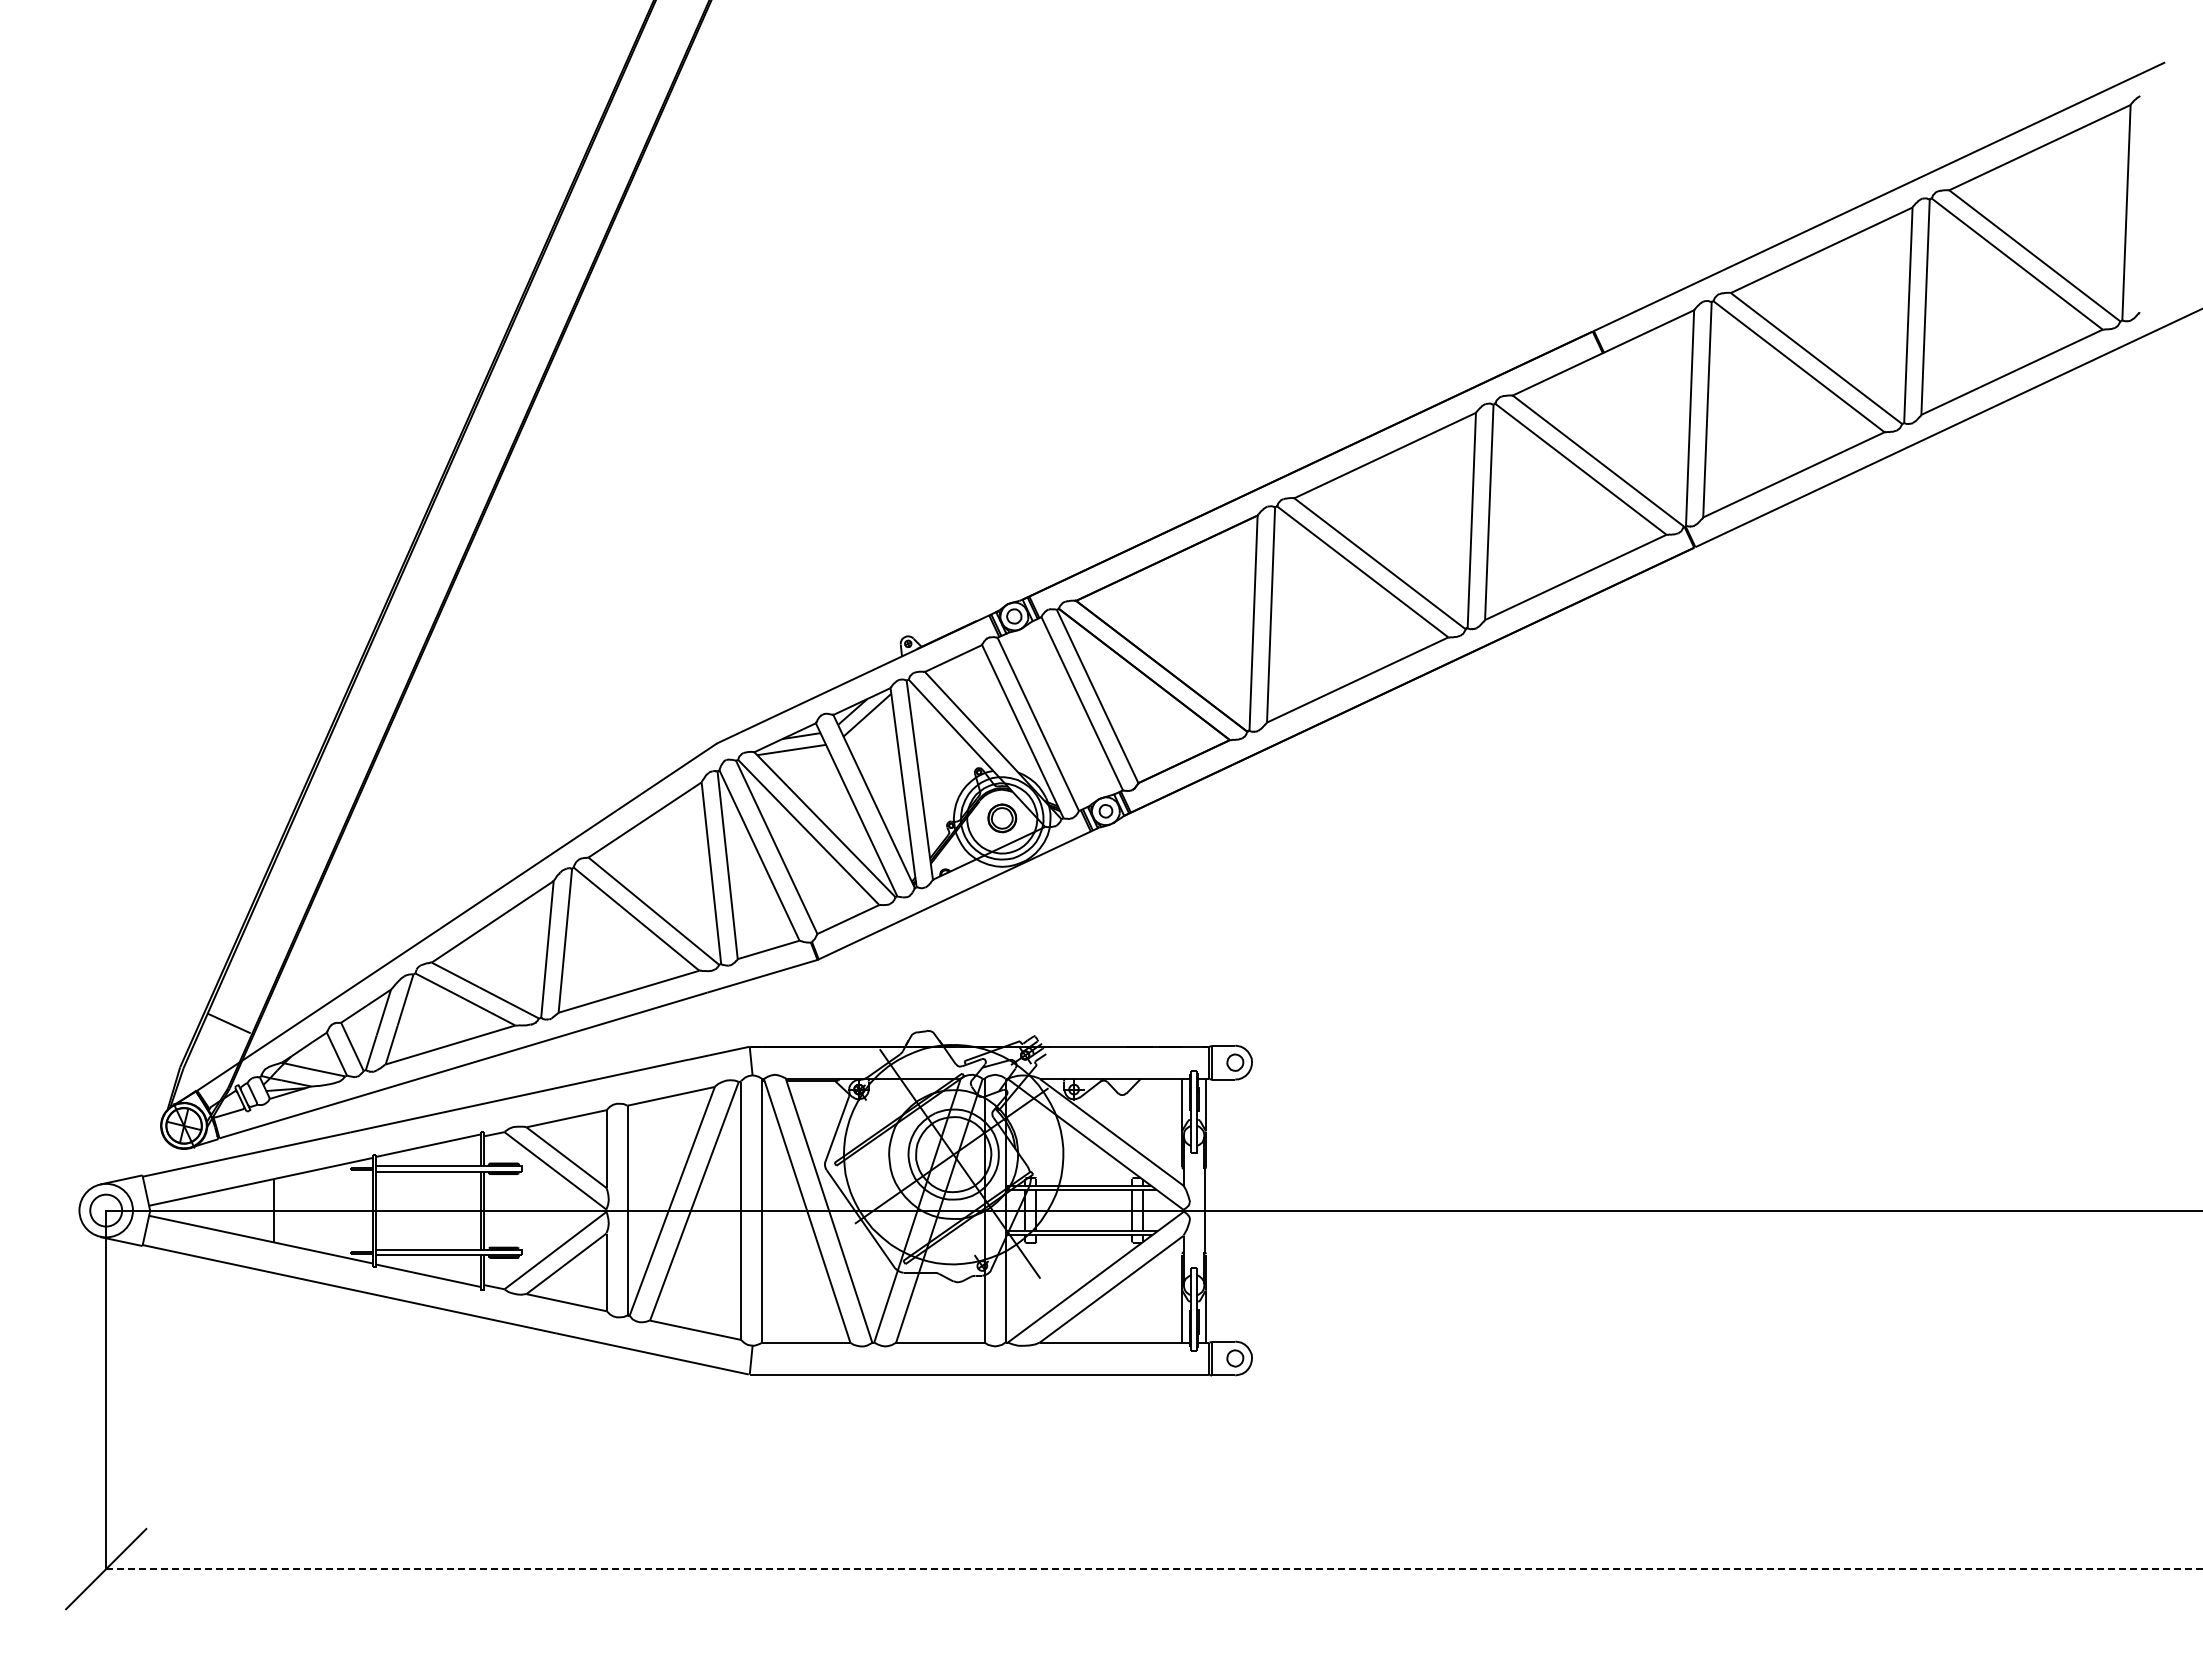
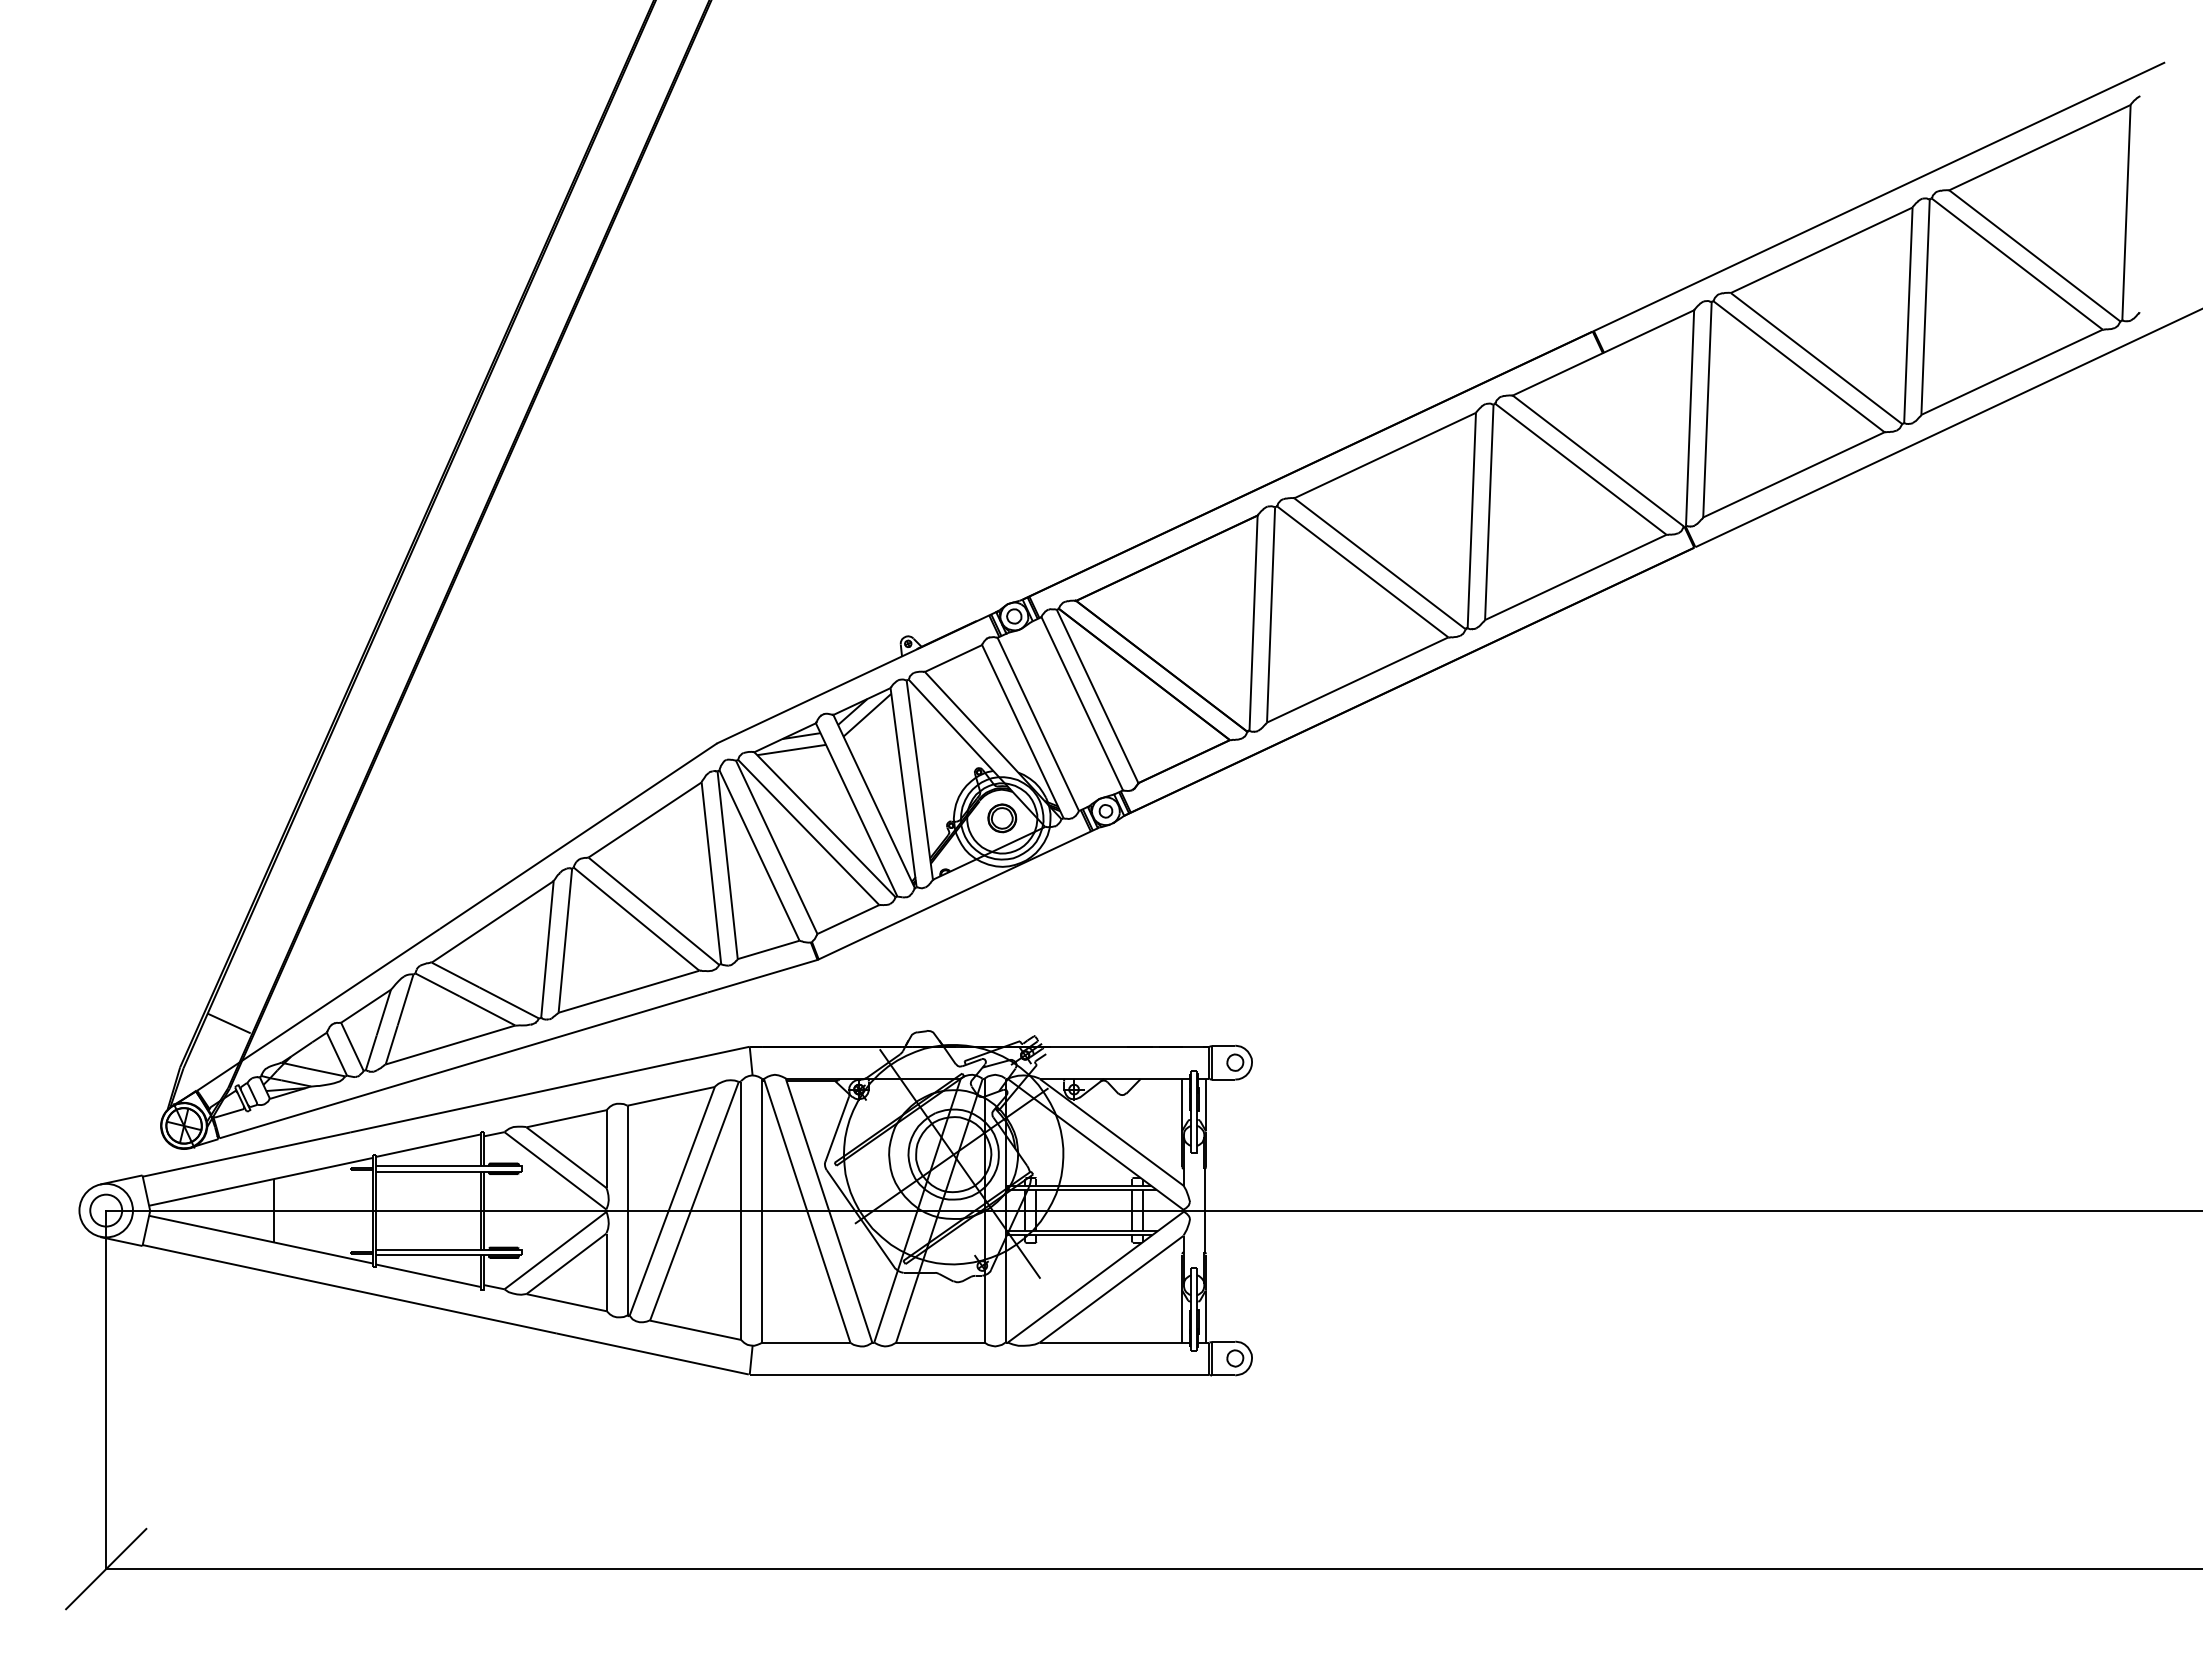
line: dashed -> solid (1154, 1569)
